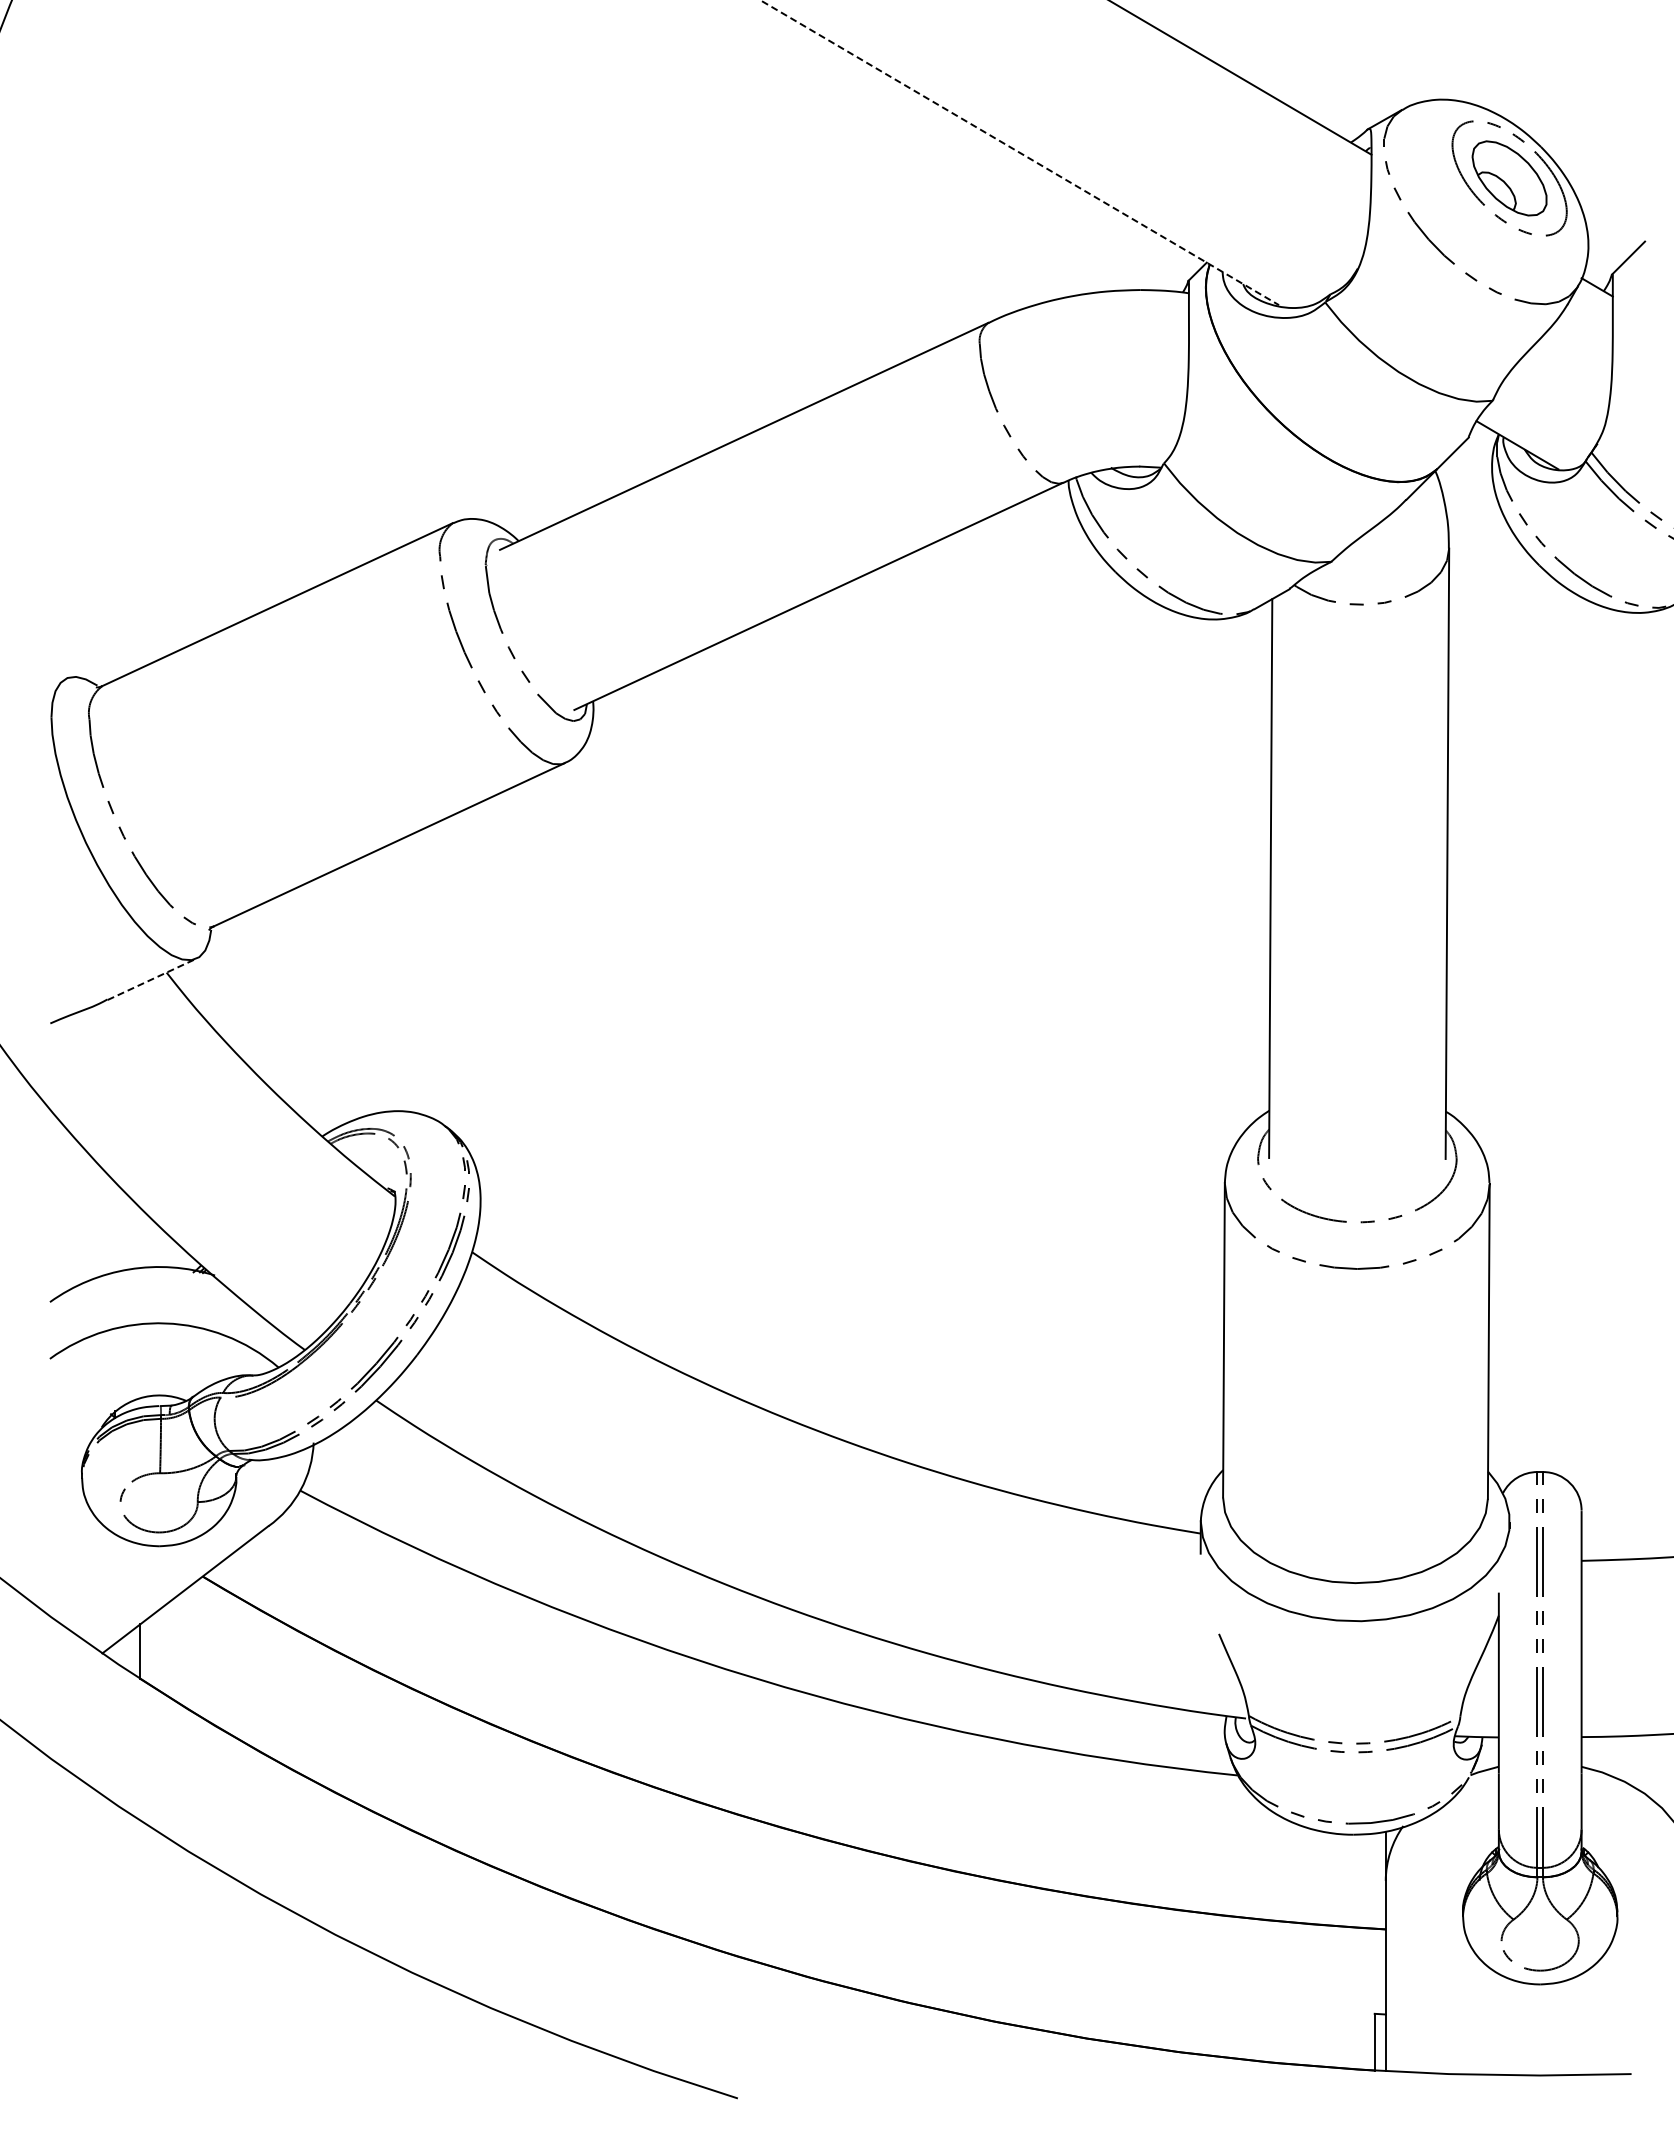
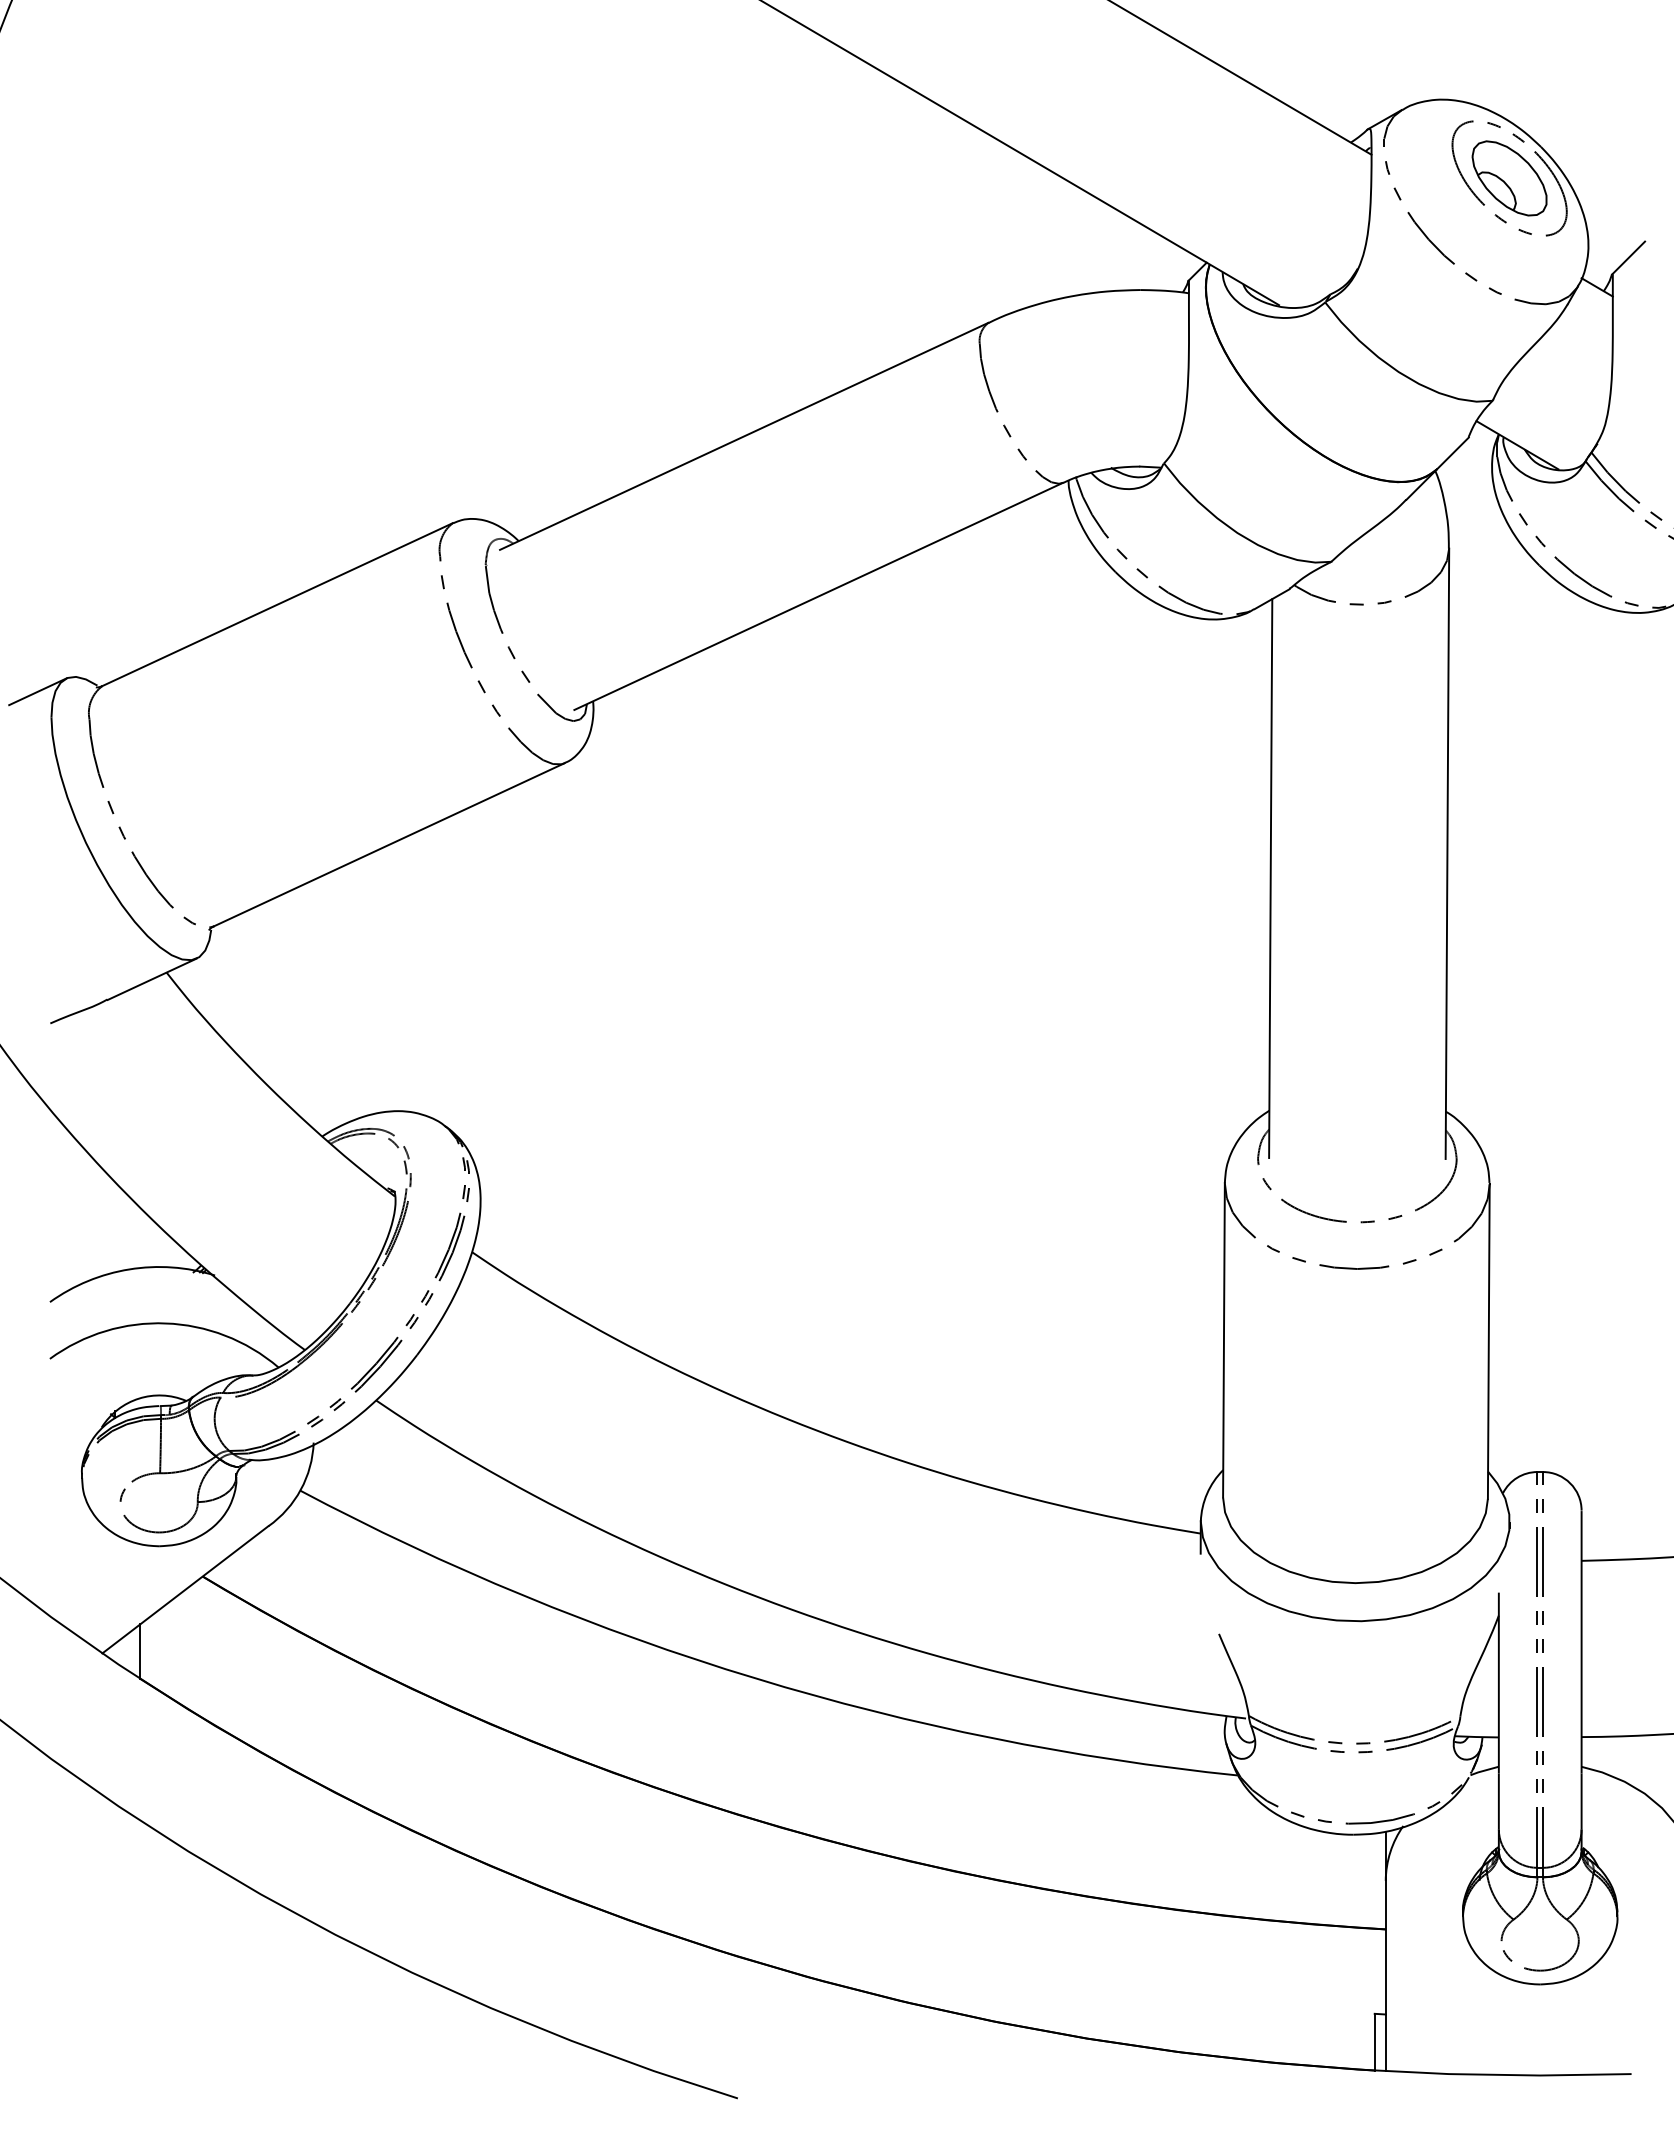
line: dashed -> solid (1019, 152)
line: none -> present (37, 691)
line: dashed -> solid (152, 979)
